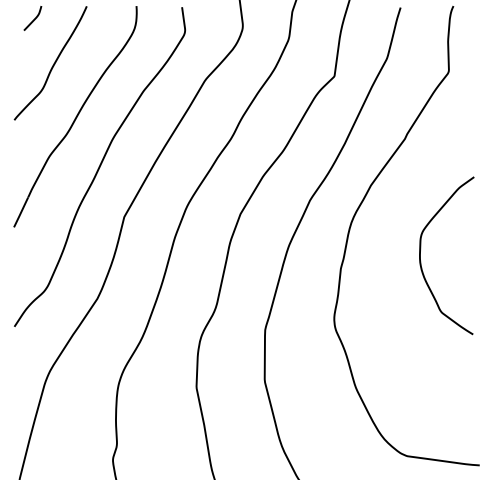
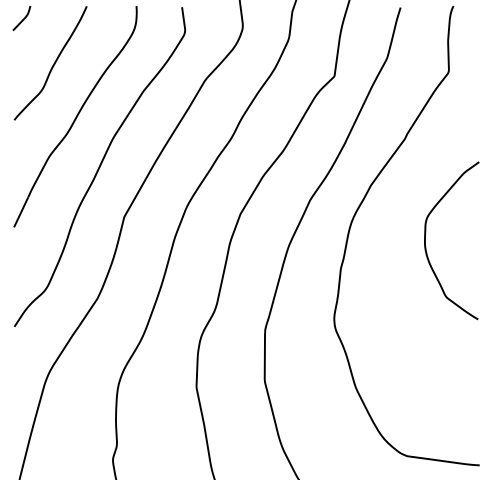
curve position: (33, 19) -> (22, 19) (22, 19)
curve position: (421, 261) -> (426, 246) (426, 246)
